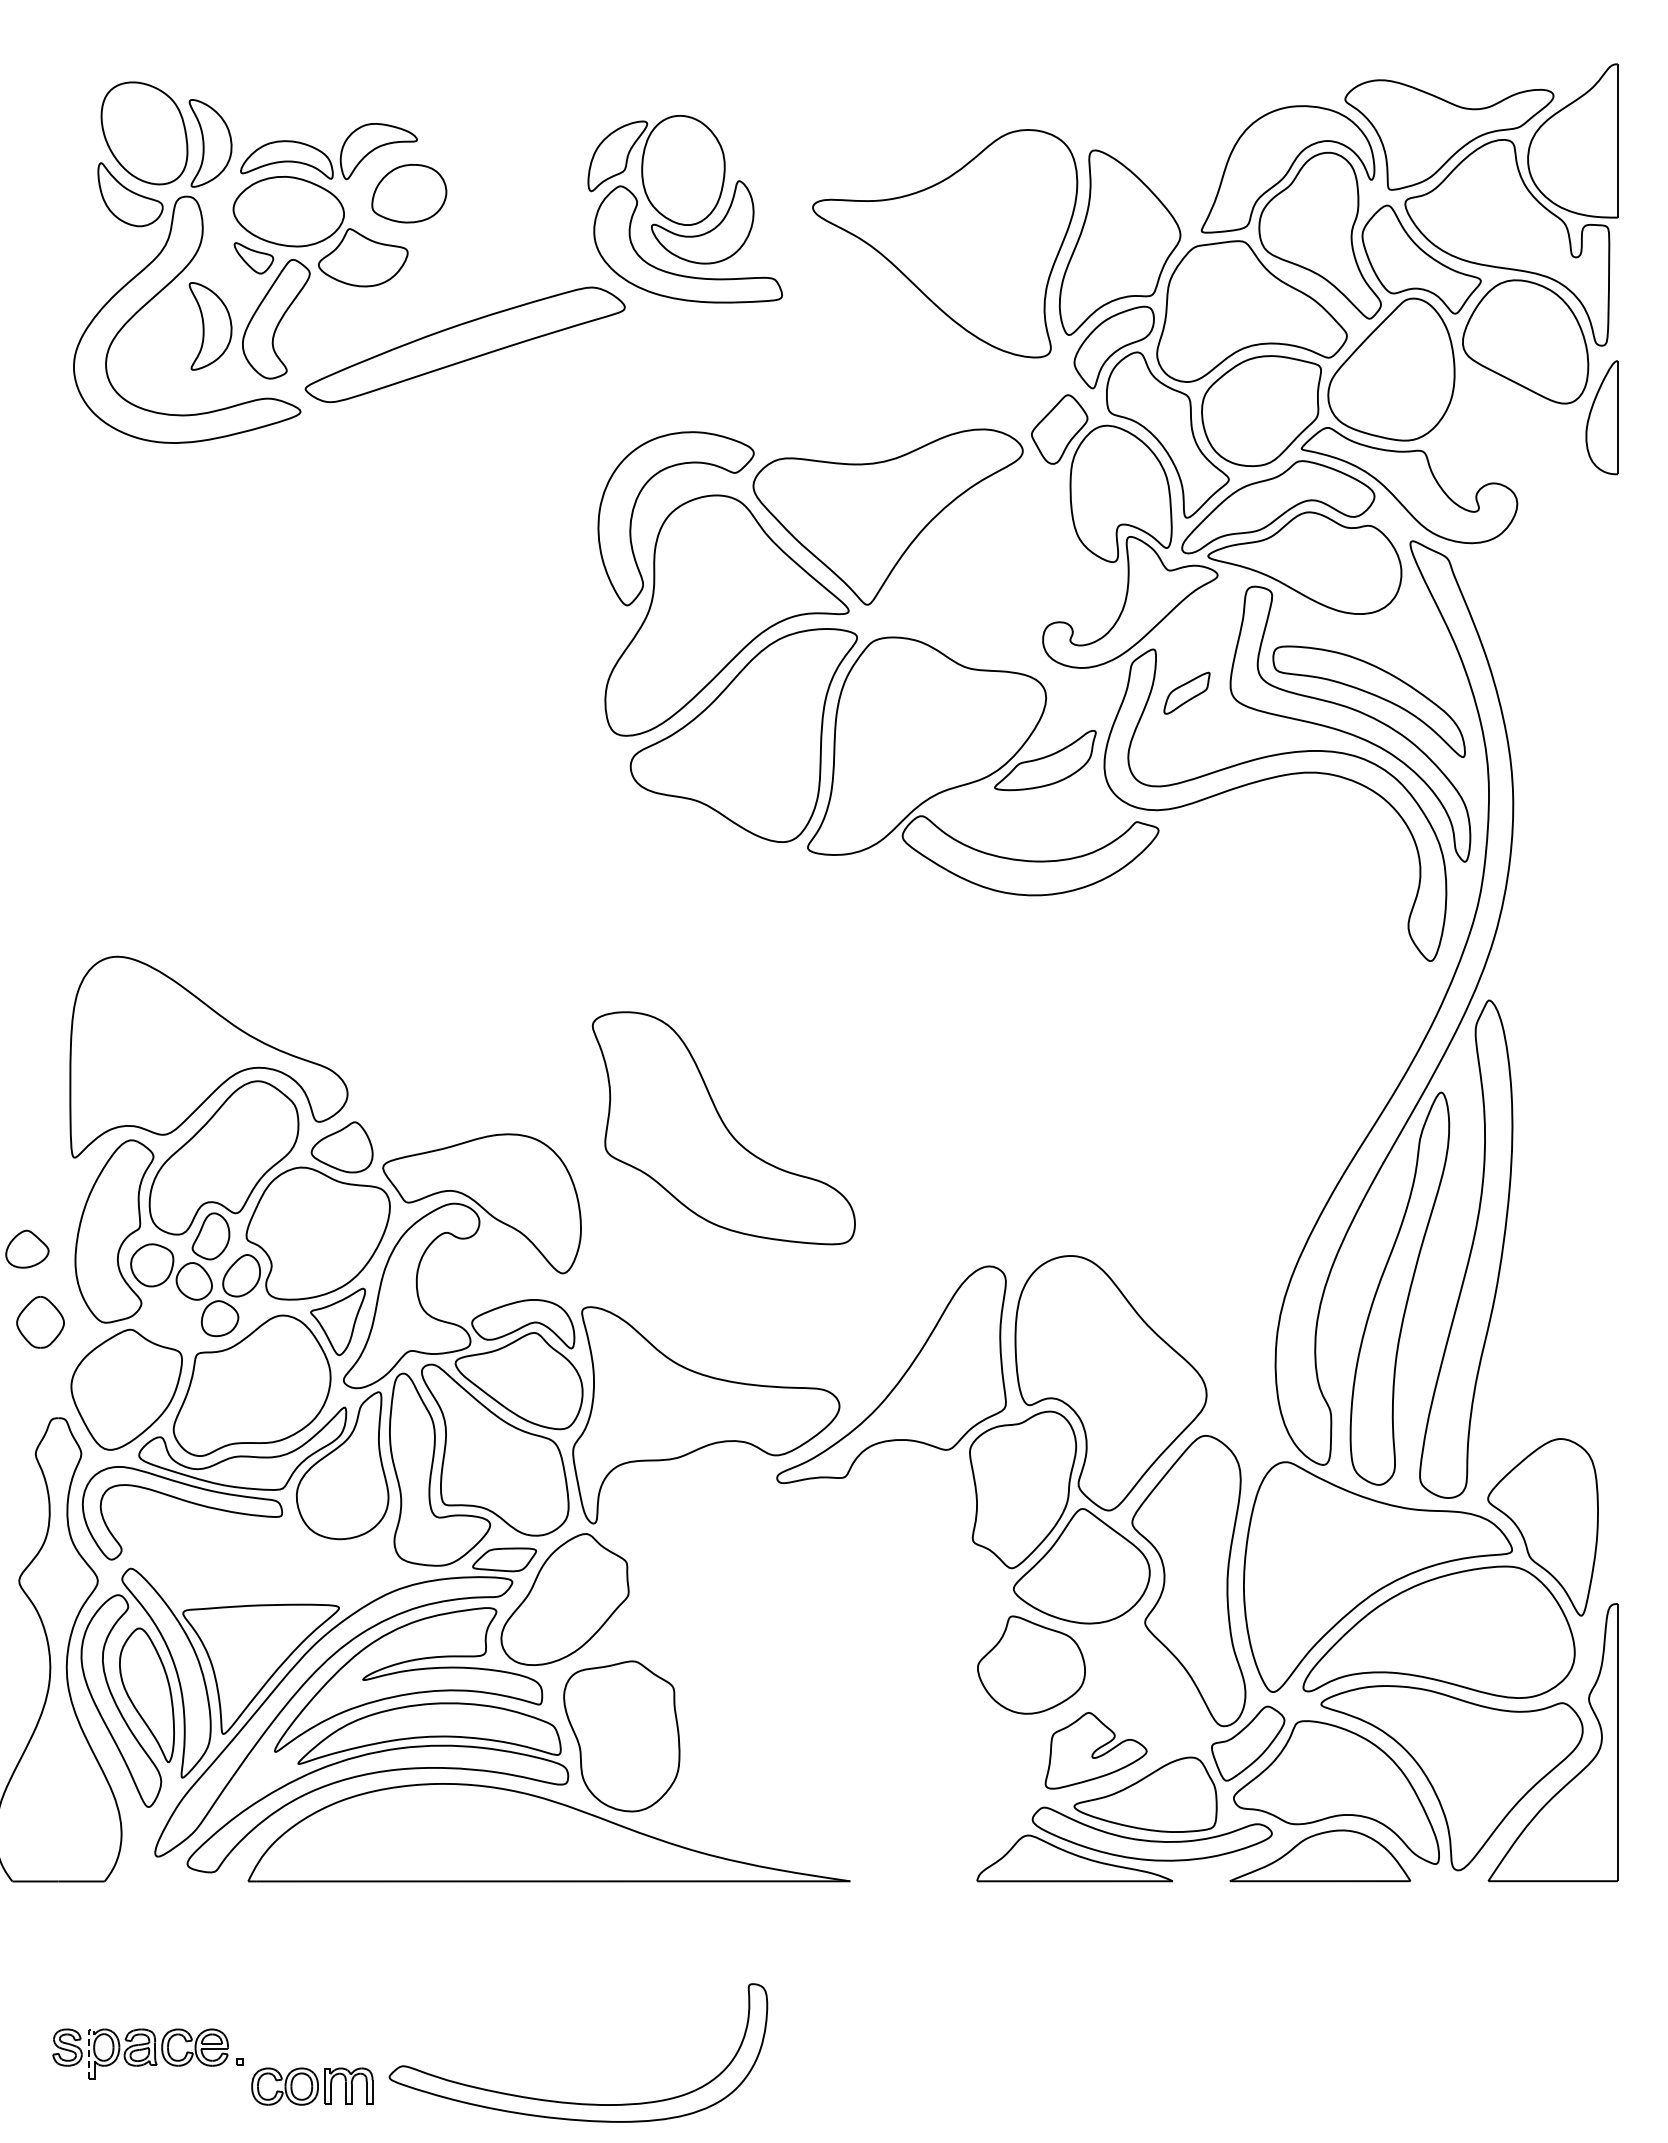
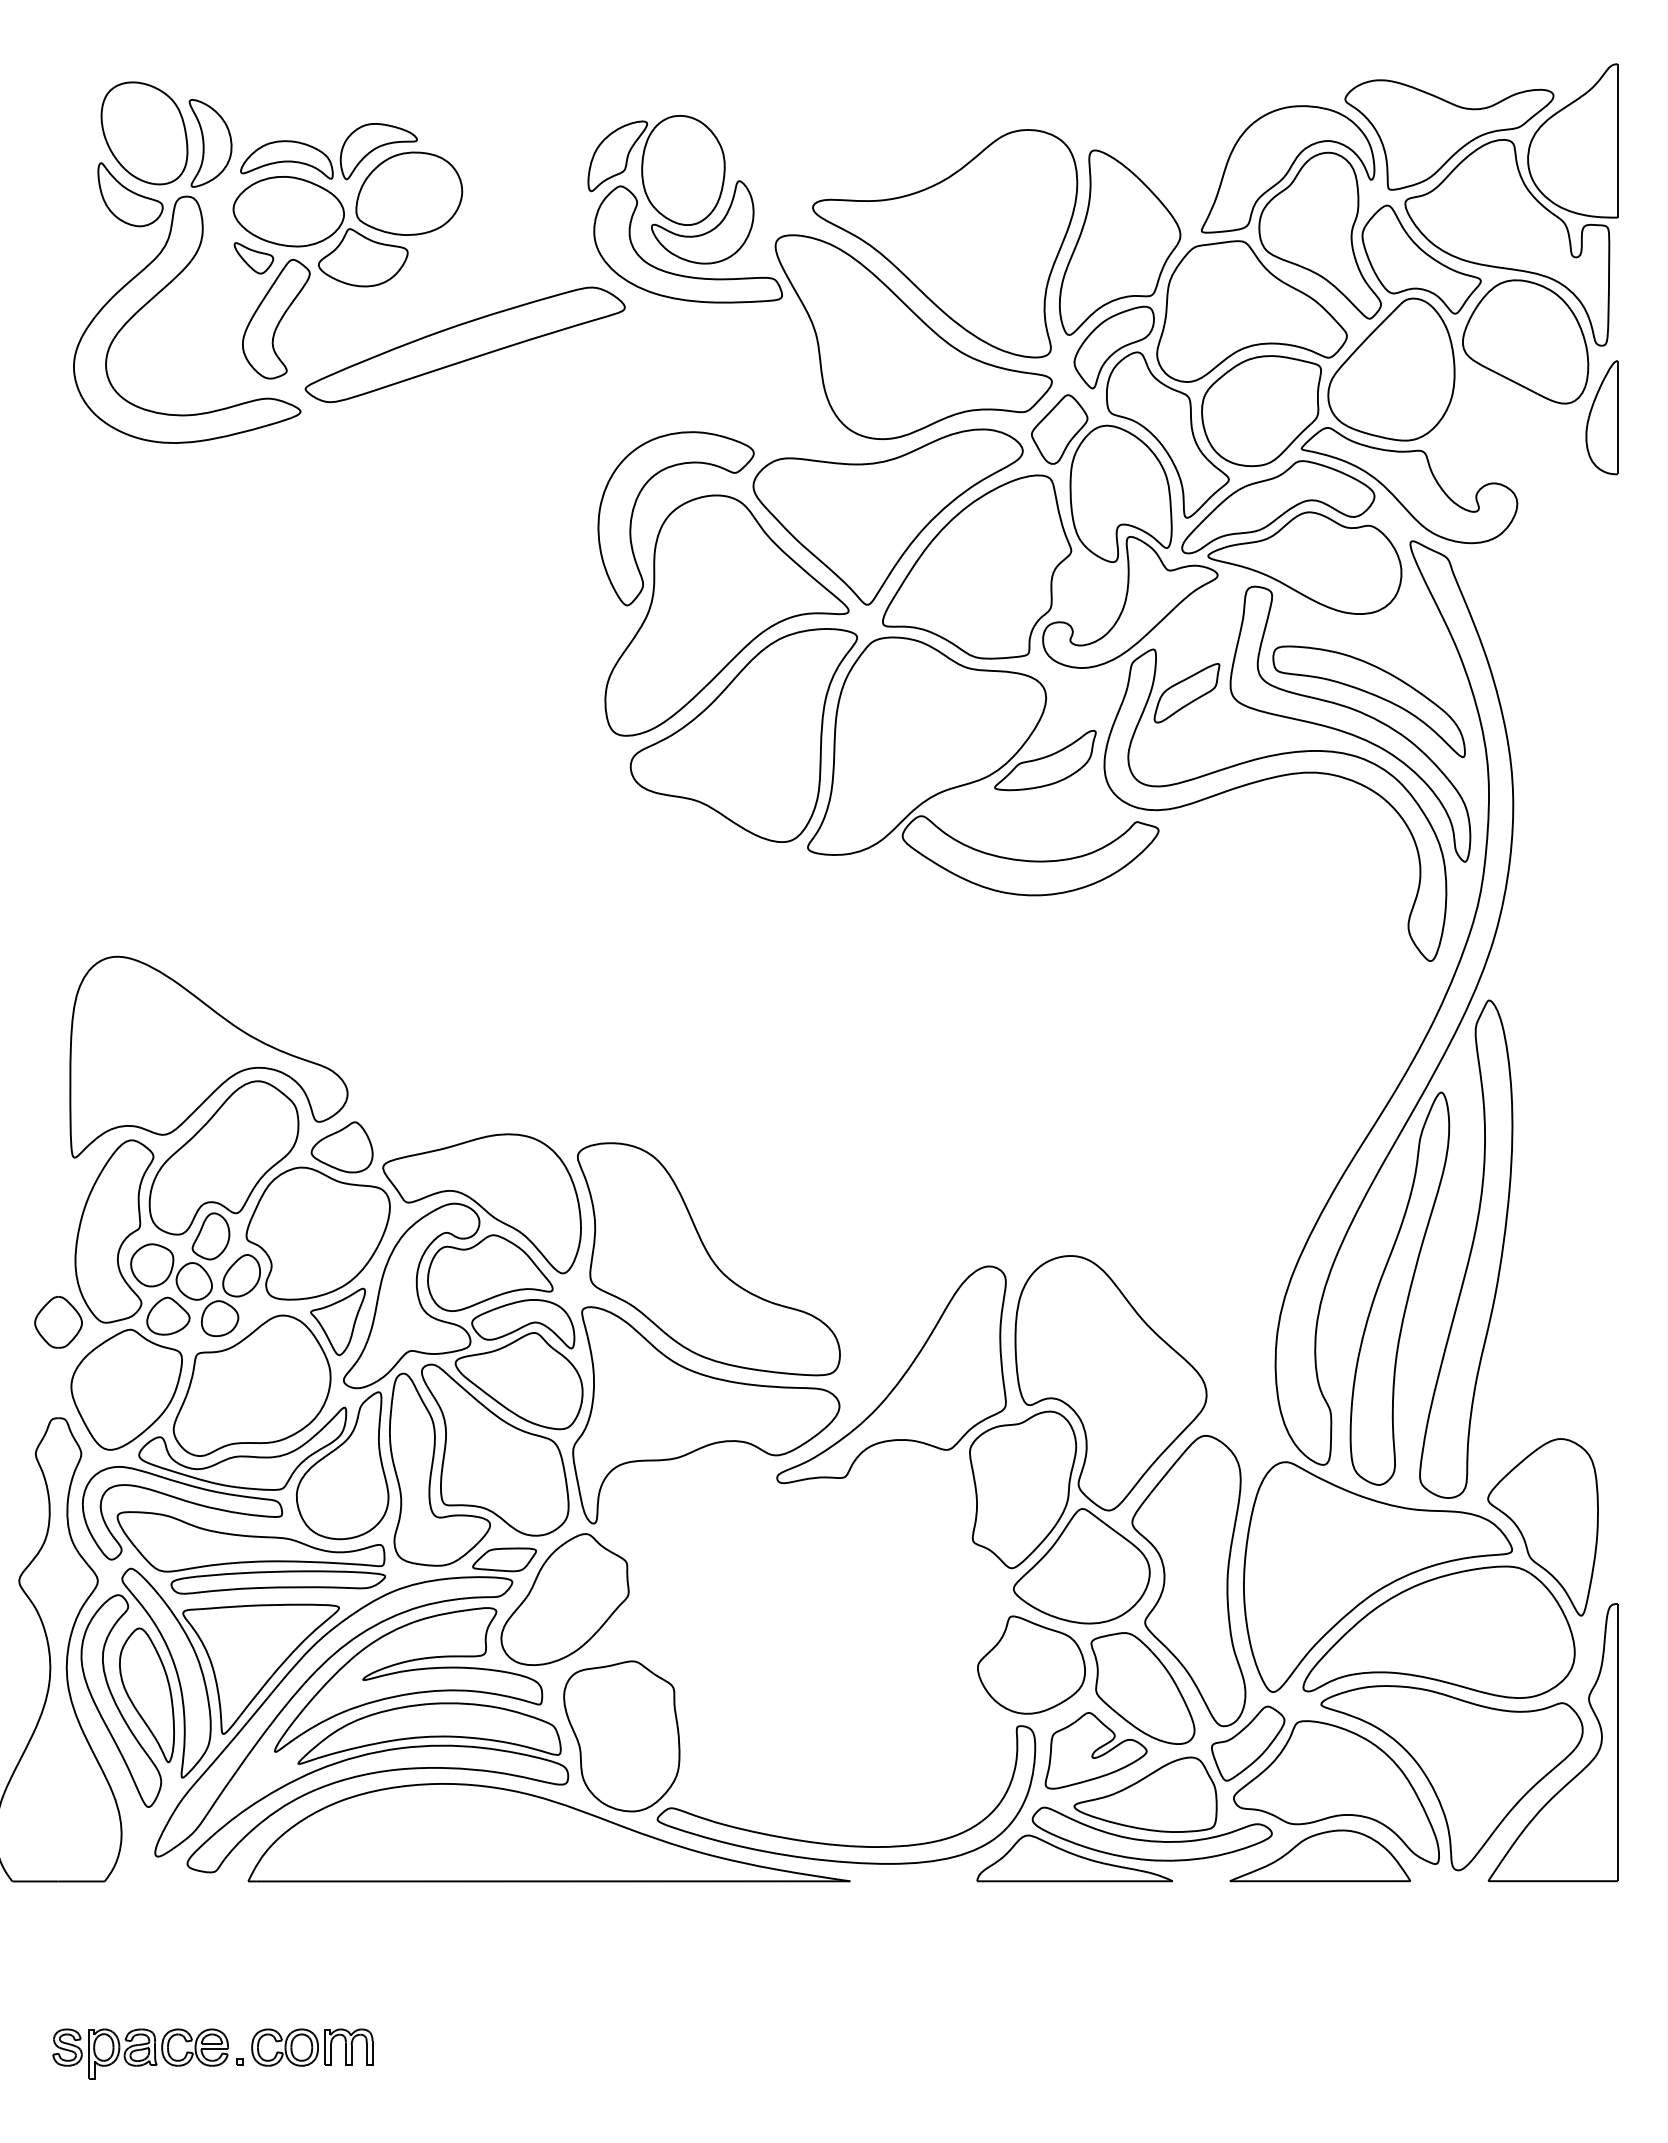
part size: 77x61 px -> 109x85 px (409, 193)
part: present -> none (210, 326)
part: none -> present (913, 337)
part: none -> present (977, 566)
part size: 48x44 px -> 68x61 px (1186, 693)
part position: (723, 1128) -> (708, 1259) (708, 1259)
part position: (27, 1248) -> (168, 1315) (168, 1315)
part: none -> present (490, 1272)
part position: (40, 1322) -> (58, 1322) (58, 1322)
part: none -> present (250, 1552)
part: none -> present (1142, 1688)
line: dashed -> solid (88, 2047)
part position: (312, 2086) -> (312, 2047) (312, 2047)
part position: (577, 2102) -> (845, 1844) (845, 1844)
